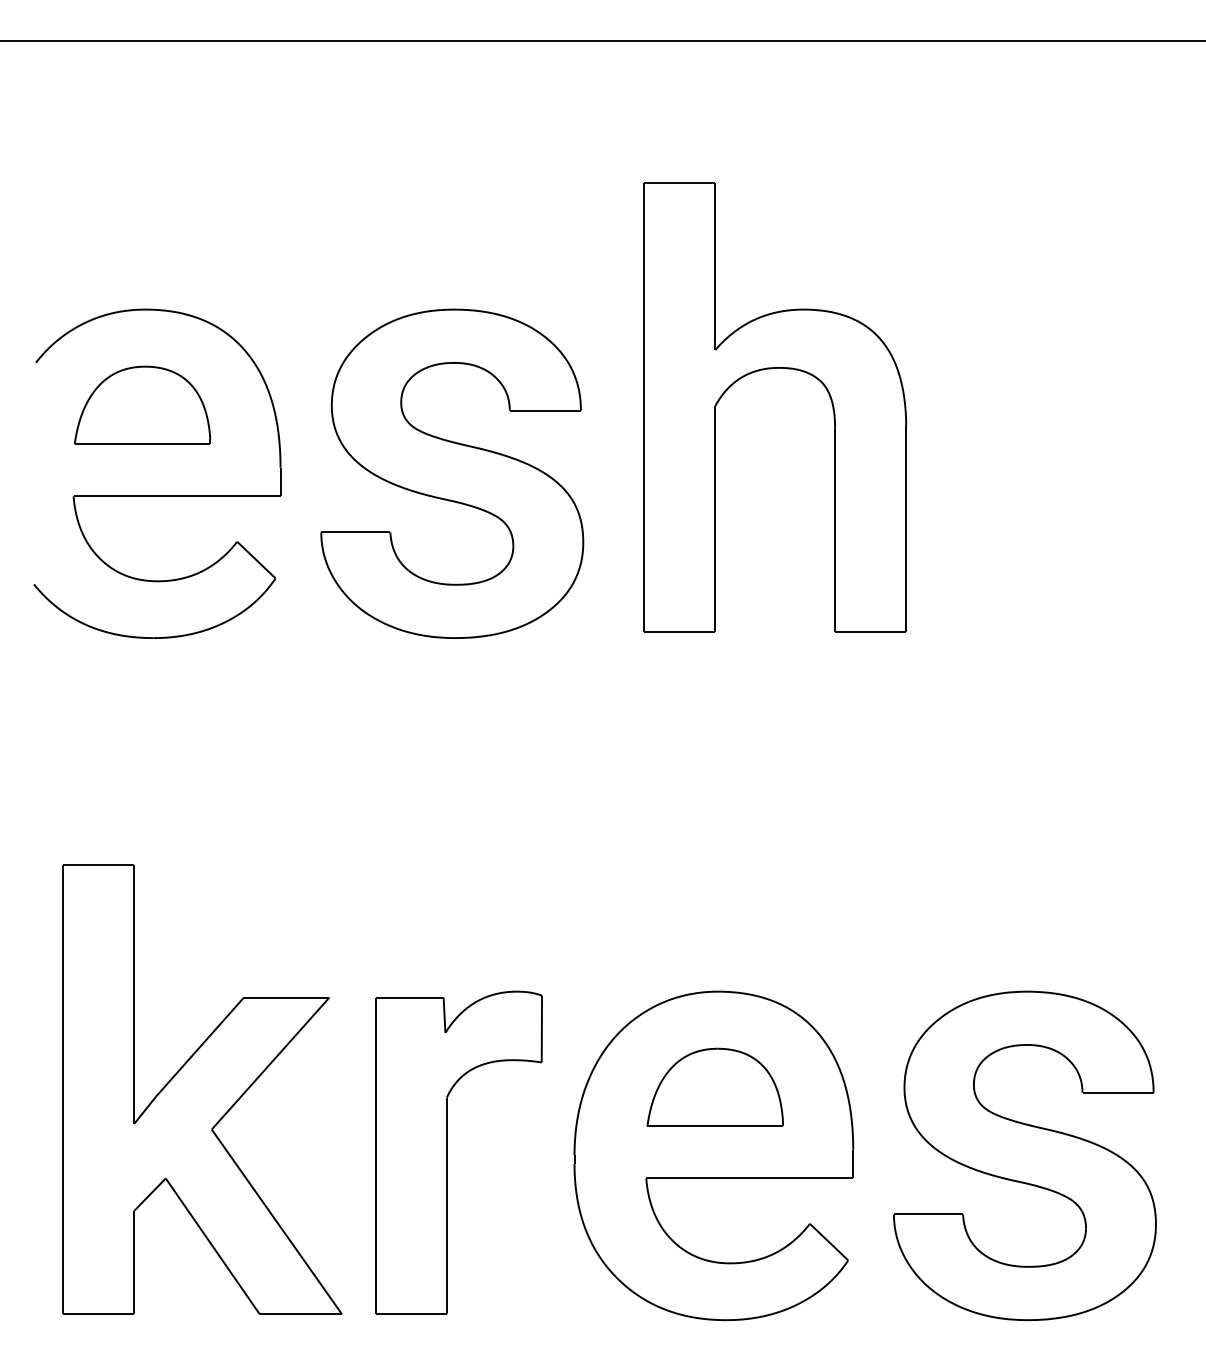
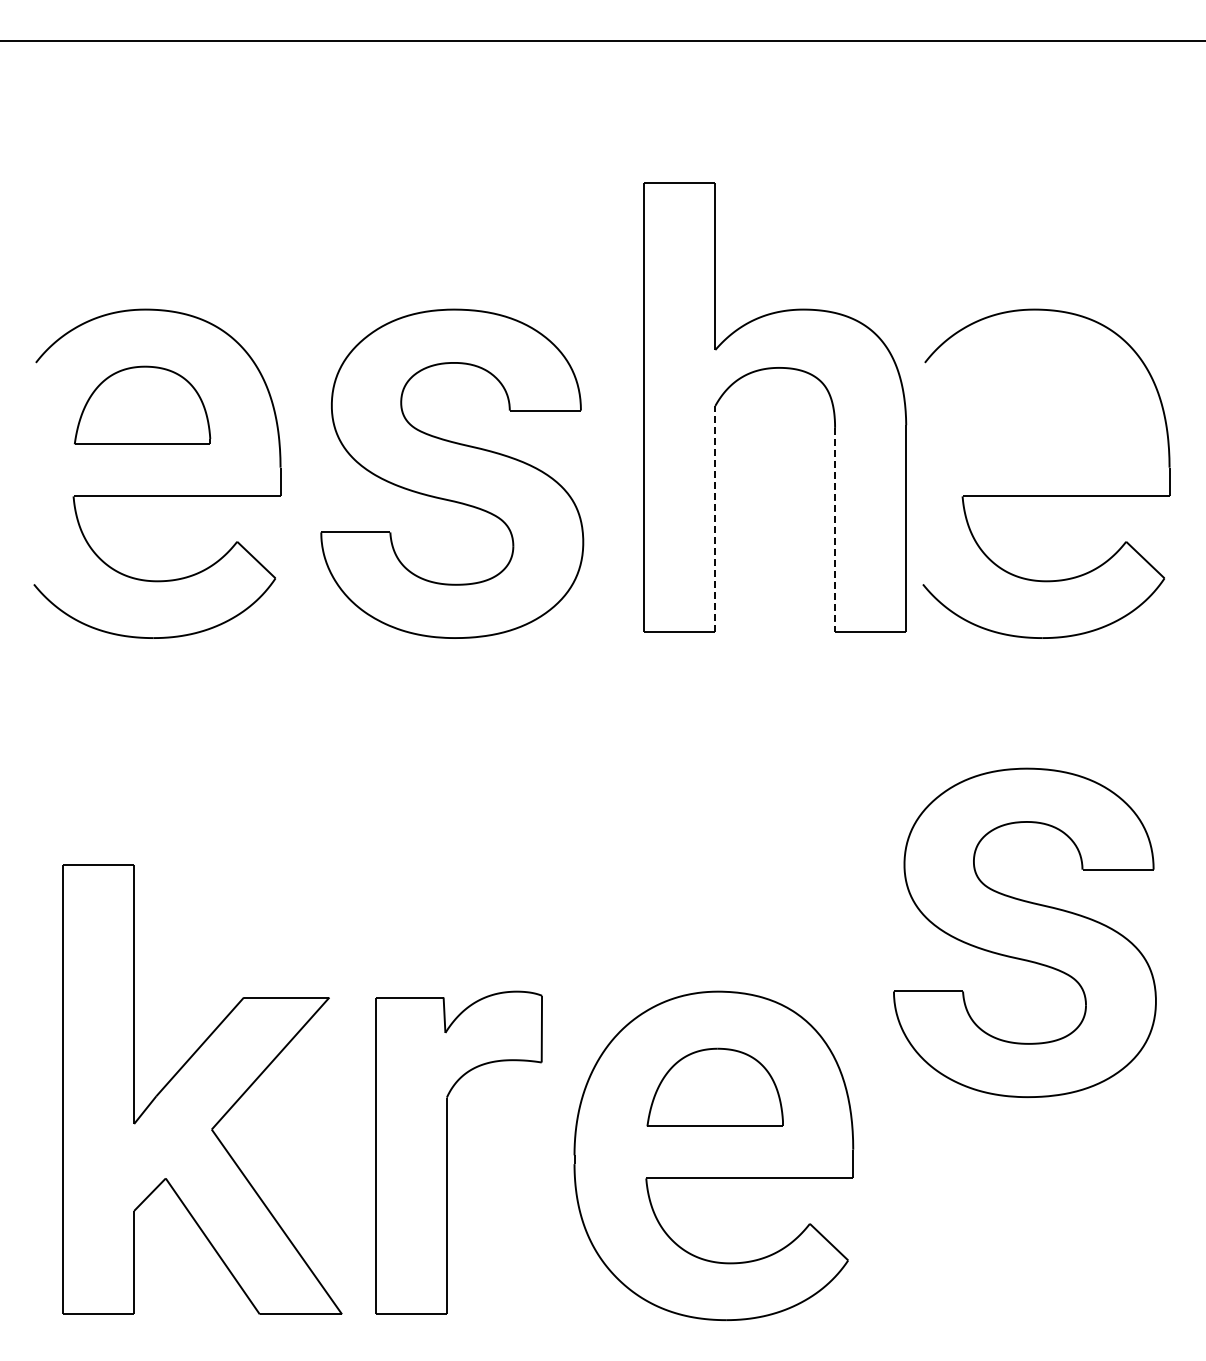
part: none -> present (1046, 495)
line: solid -> dashed (715, 518)
line: solid -> dashed (835, 530)
part position: (1024, 1155) -> (1024, 932) (1024, 932)
